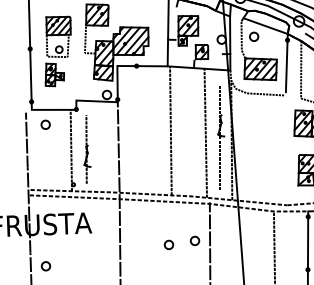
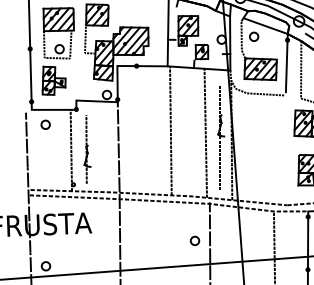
part size: 28x73 px -> 34x89 px (57, 51)
part: present -> none (168, 244)
line: none -> present (156, 267)
